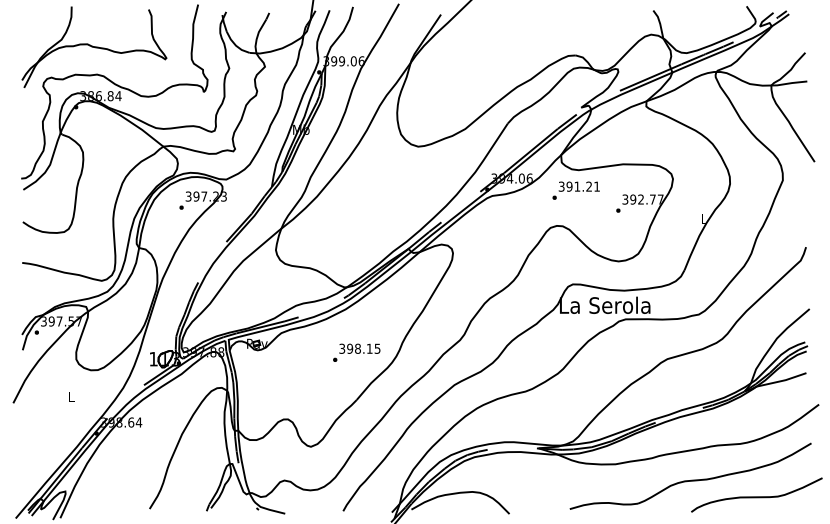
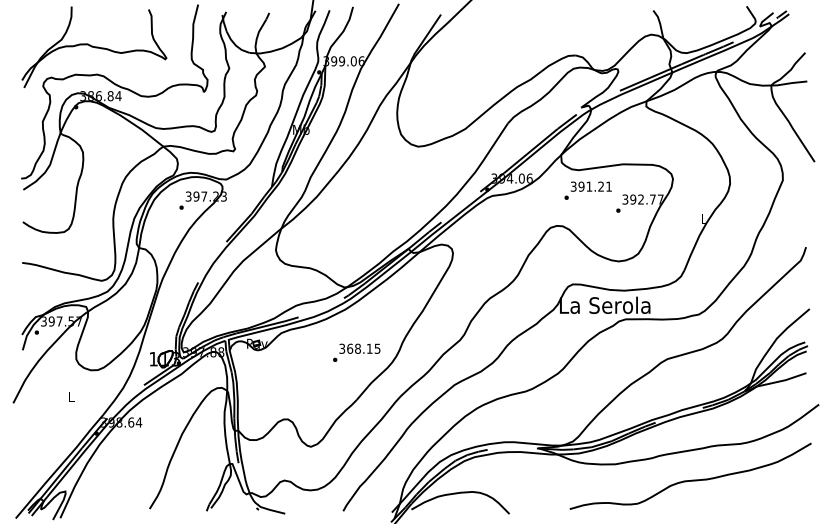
text position: (575, 190) -> (587, 190) (587, 190)
text: 398.15 -> 368.15 (350, 348)
curve: present -> none (756, 496)
